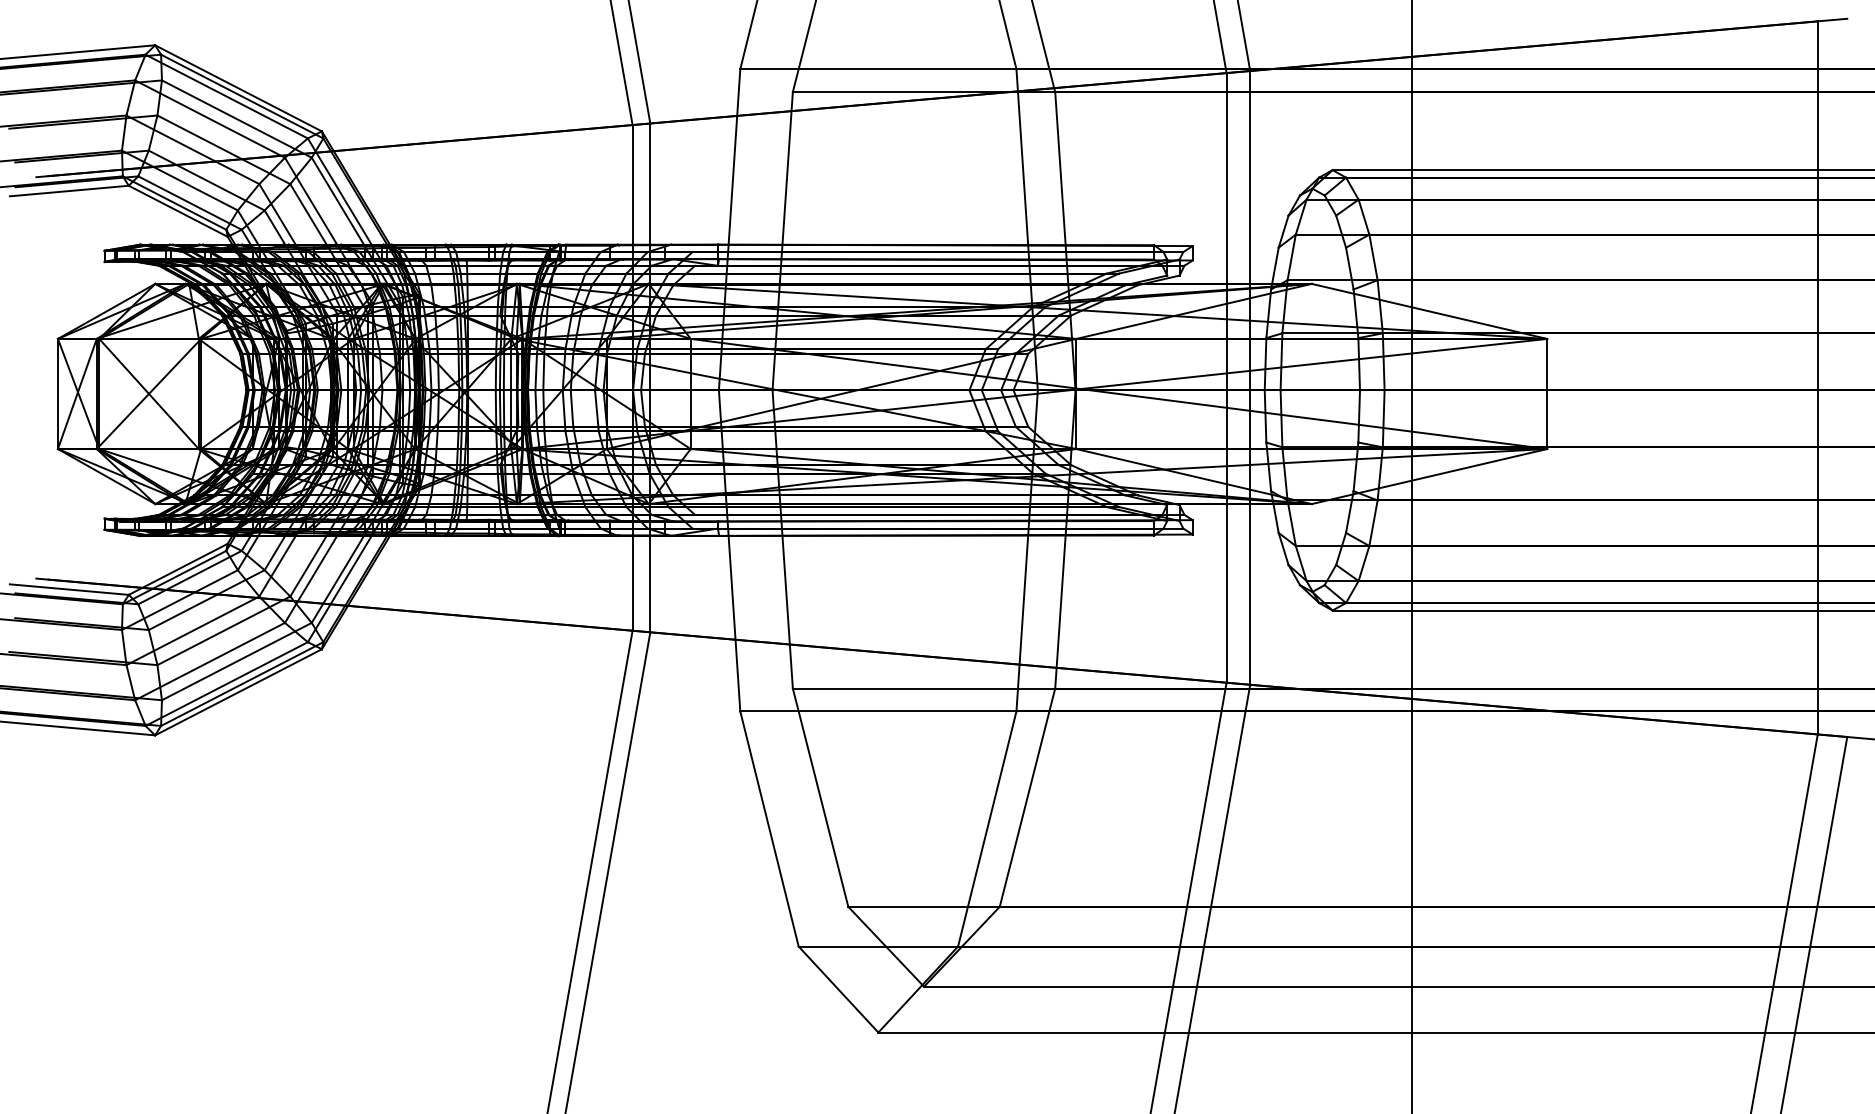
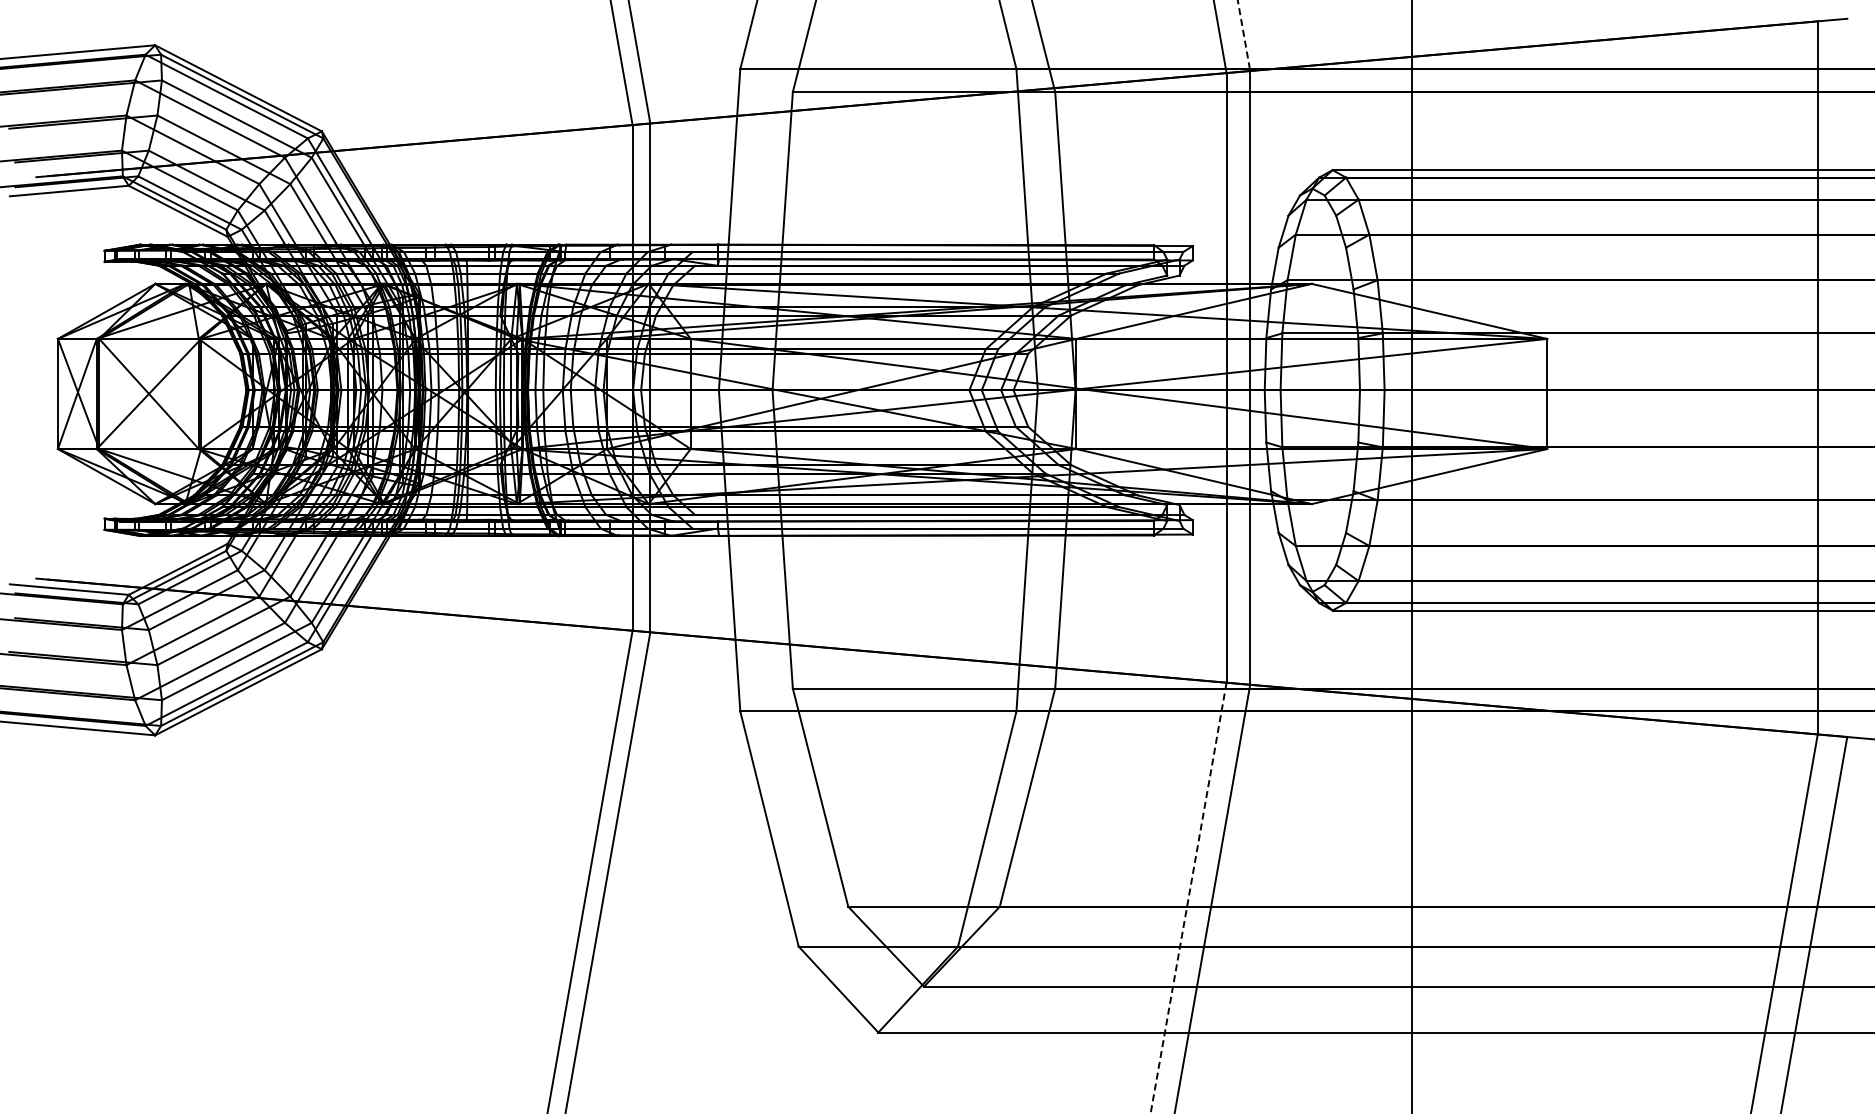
line: solid -> dashed (1243, 35)
line: solid -> dashed (1188, 898)
